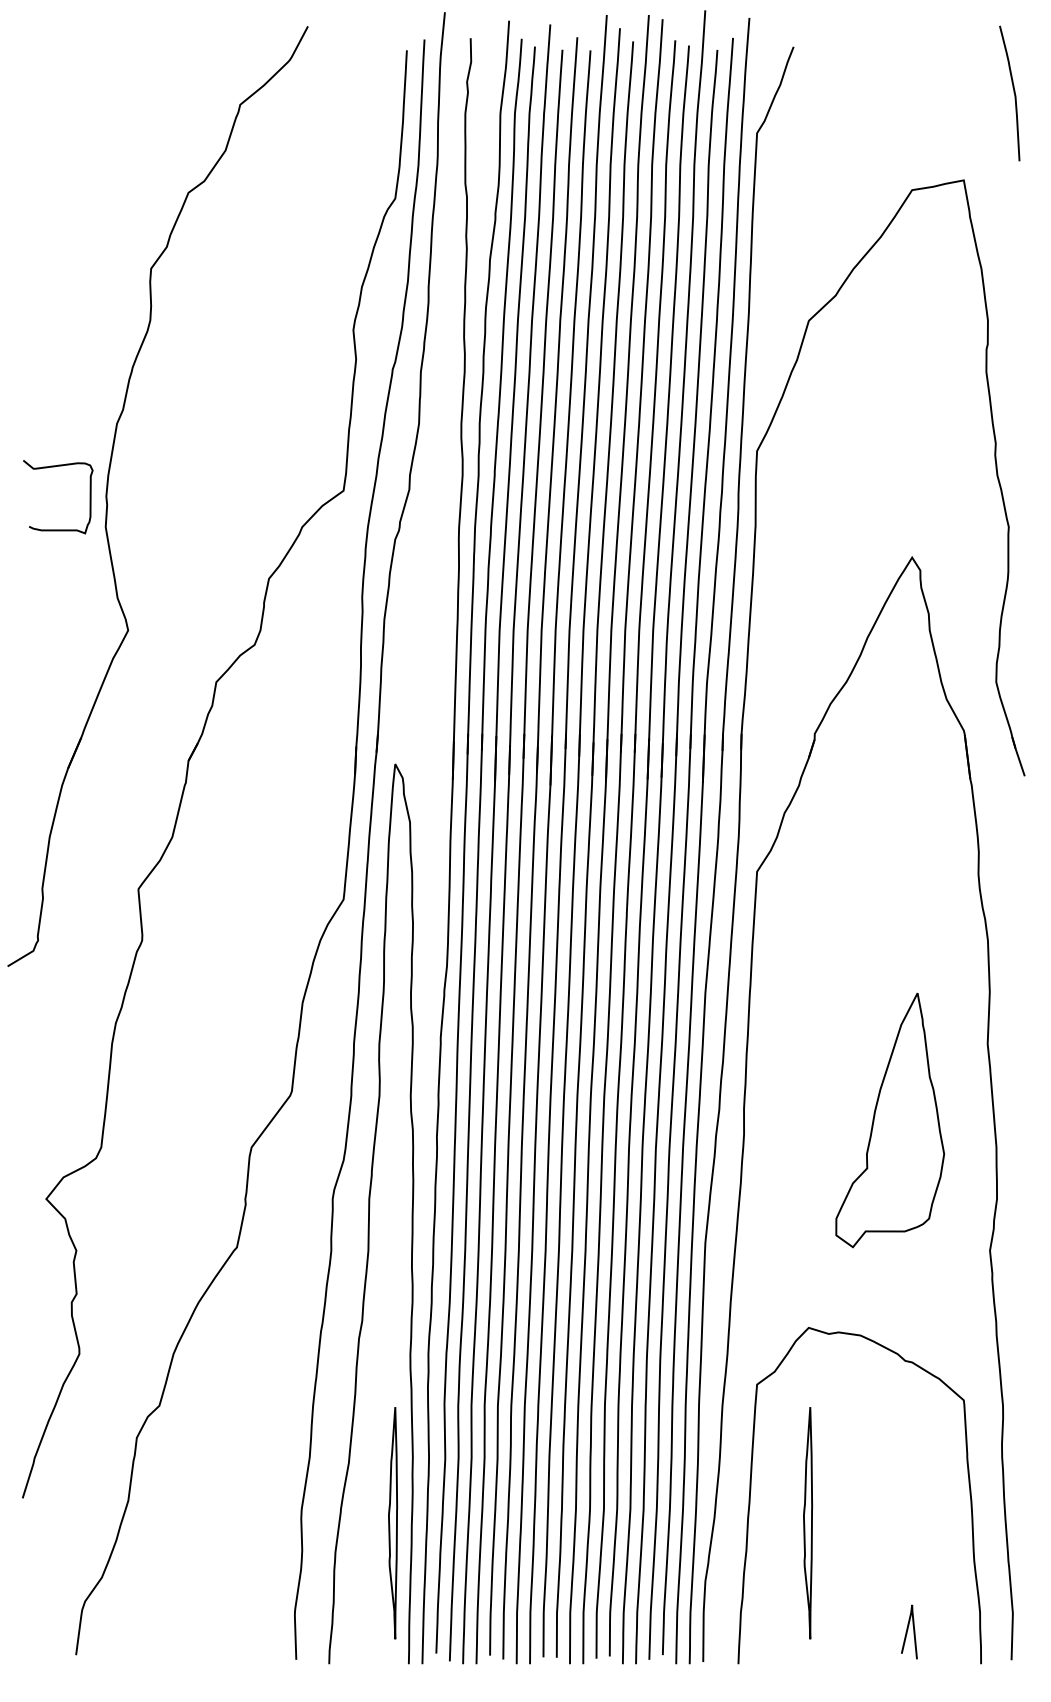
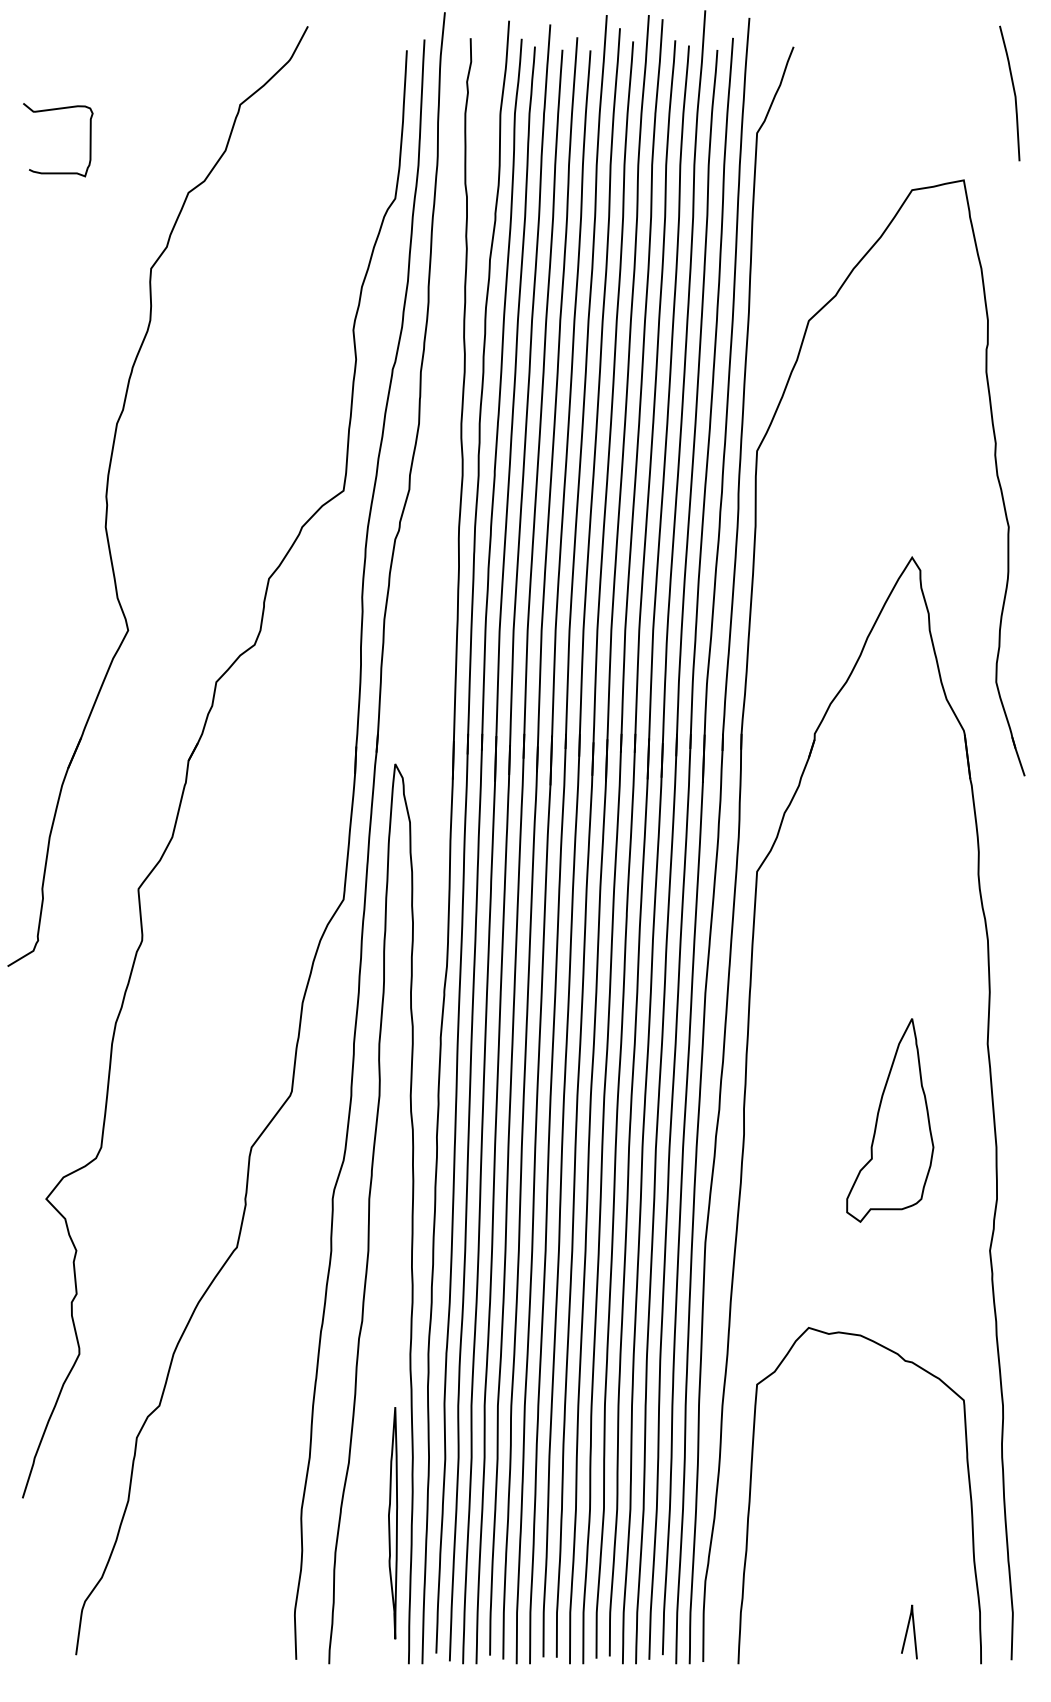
curve position: (55, 467) -> (55, 110) (55, 110)
part size: 111x257 px -> 89x205 px (890, 1120)
part: present -> none (807, 1523)
